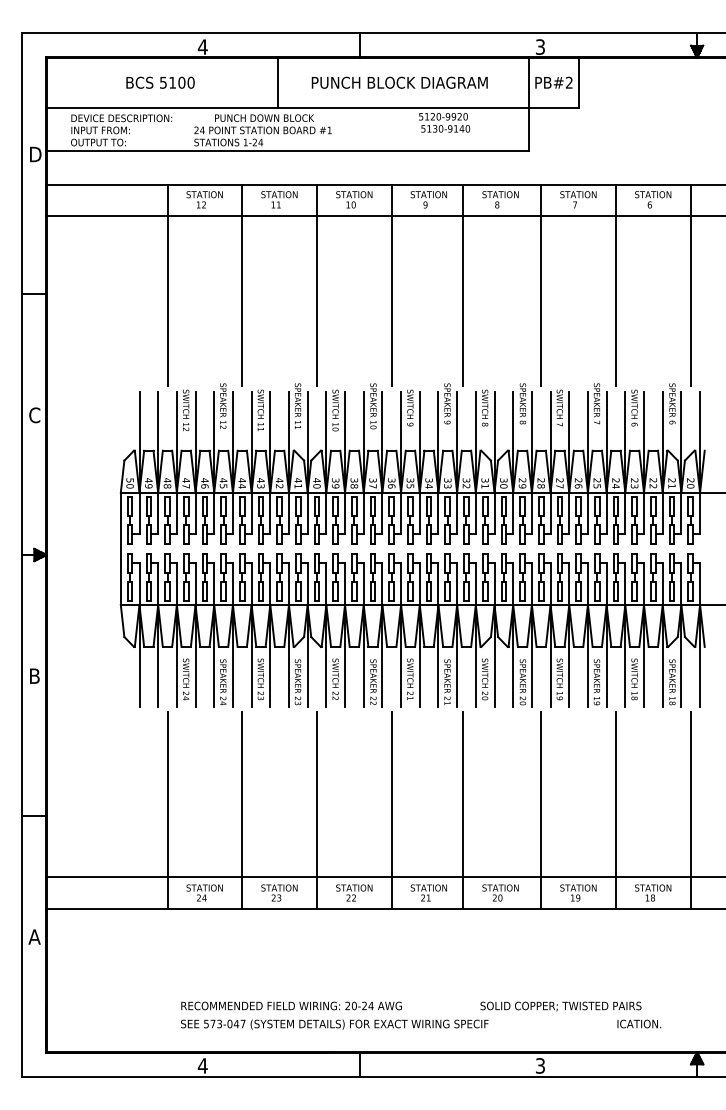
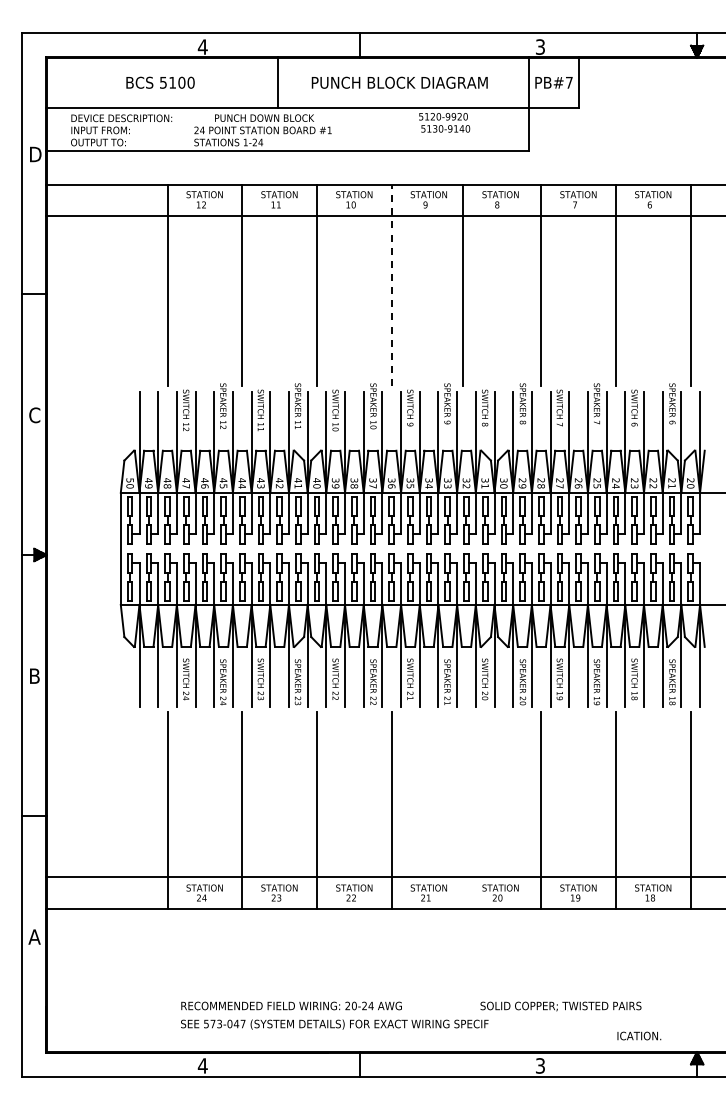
text: PB#2 -> PB#7 (568, 82)
line: solid -> dashed (391, 285)
line: present -> none (463, 809)
text position: (639, 1023) -> (639, 1035) (639, 1035)
